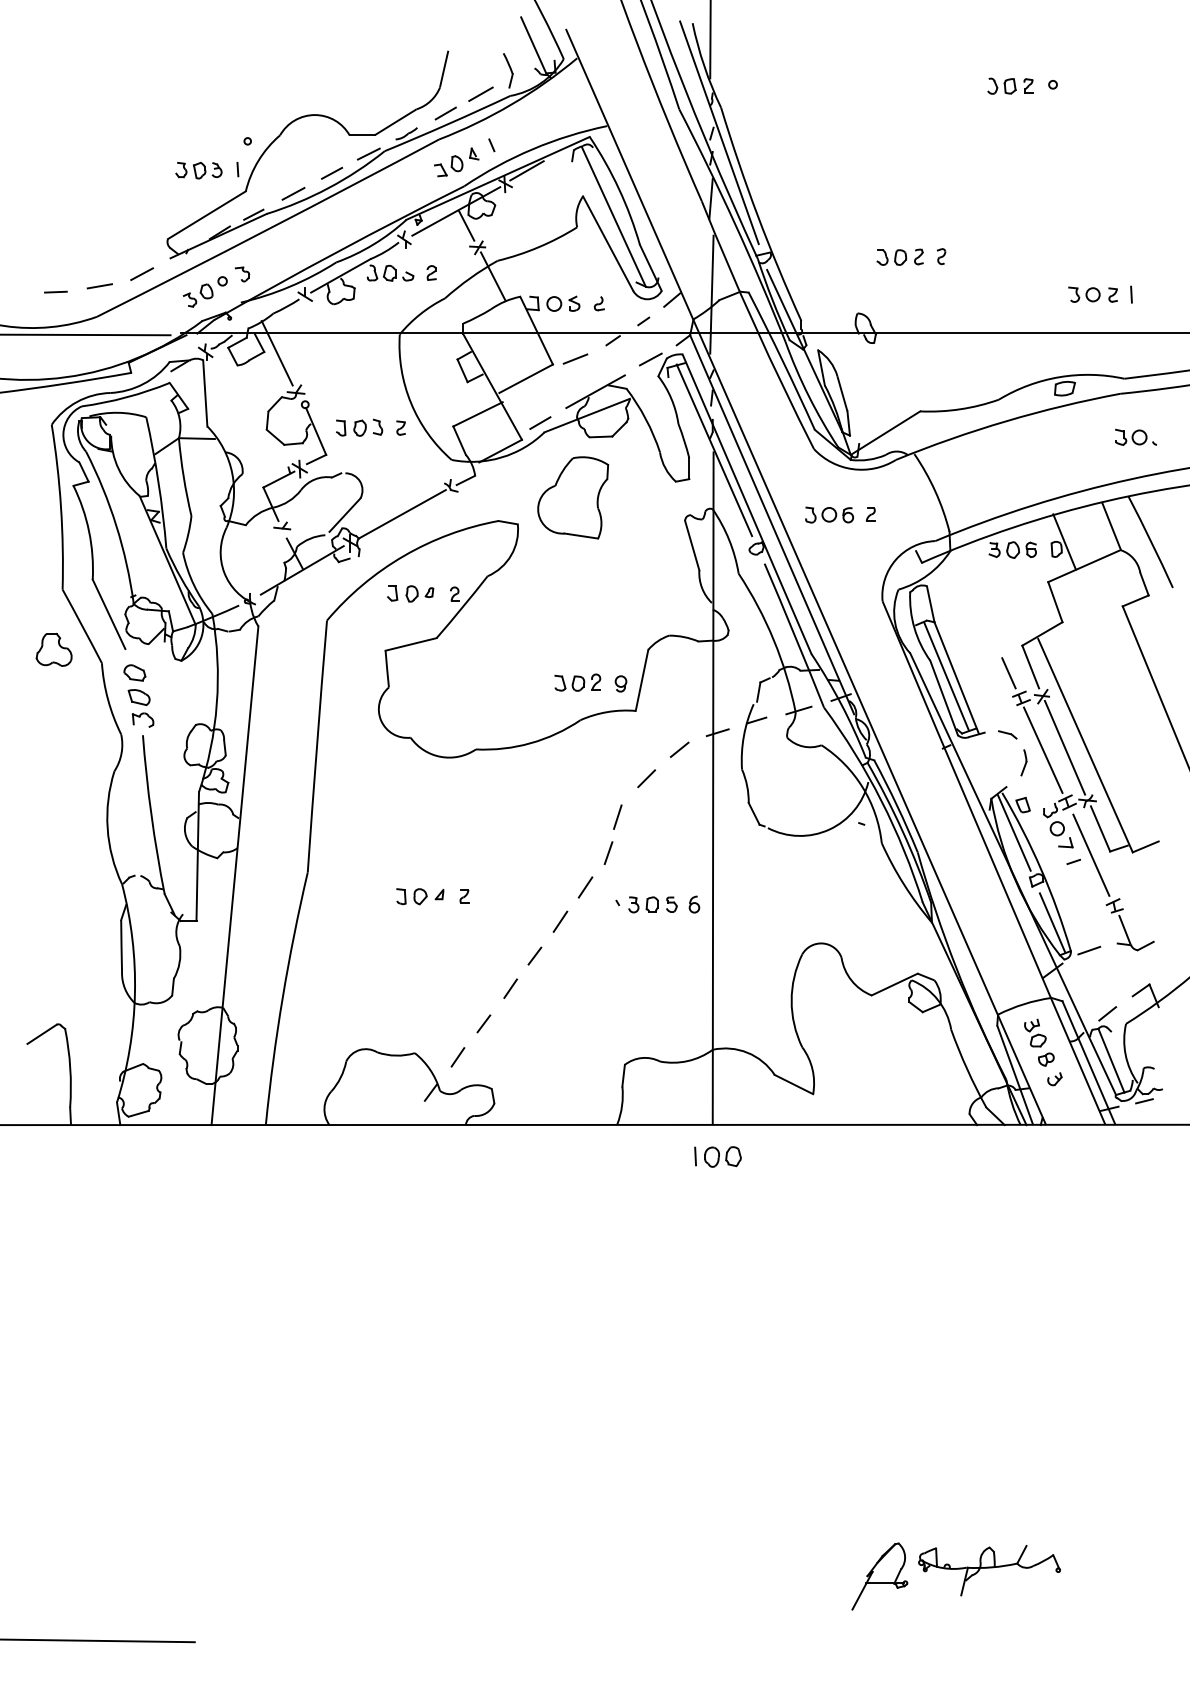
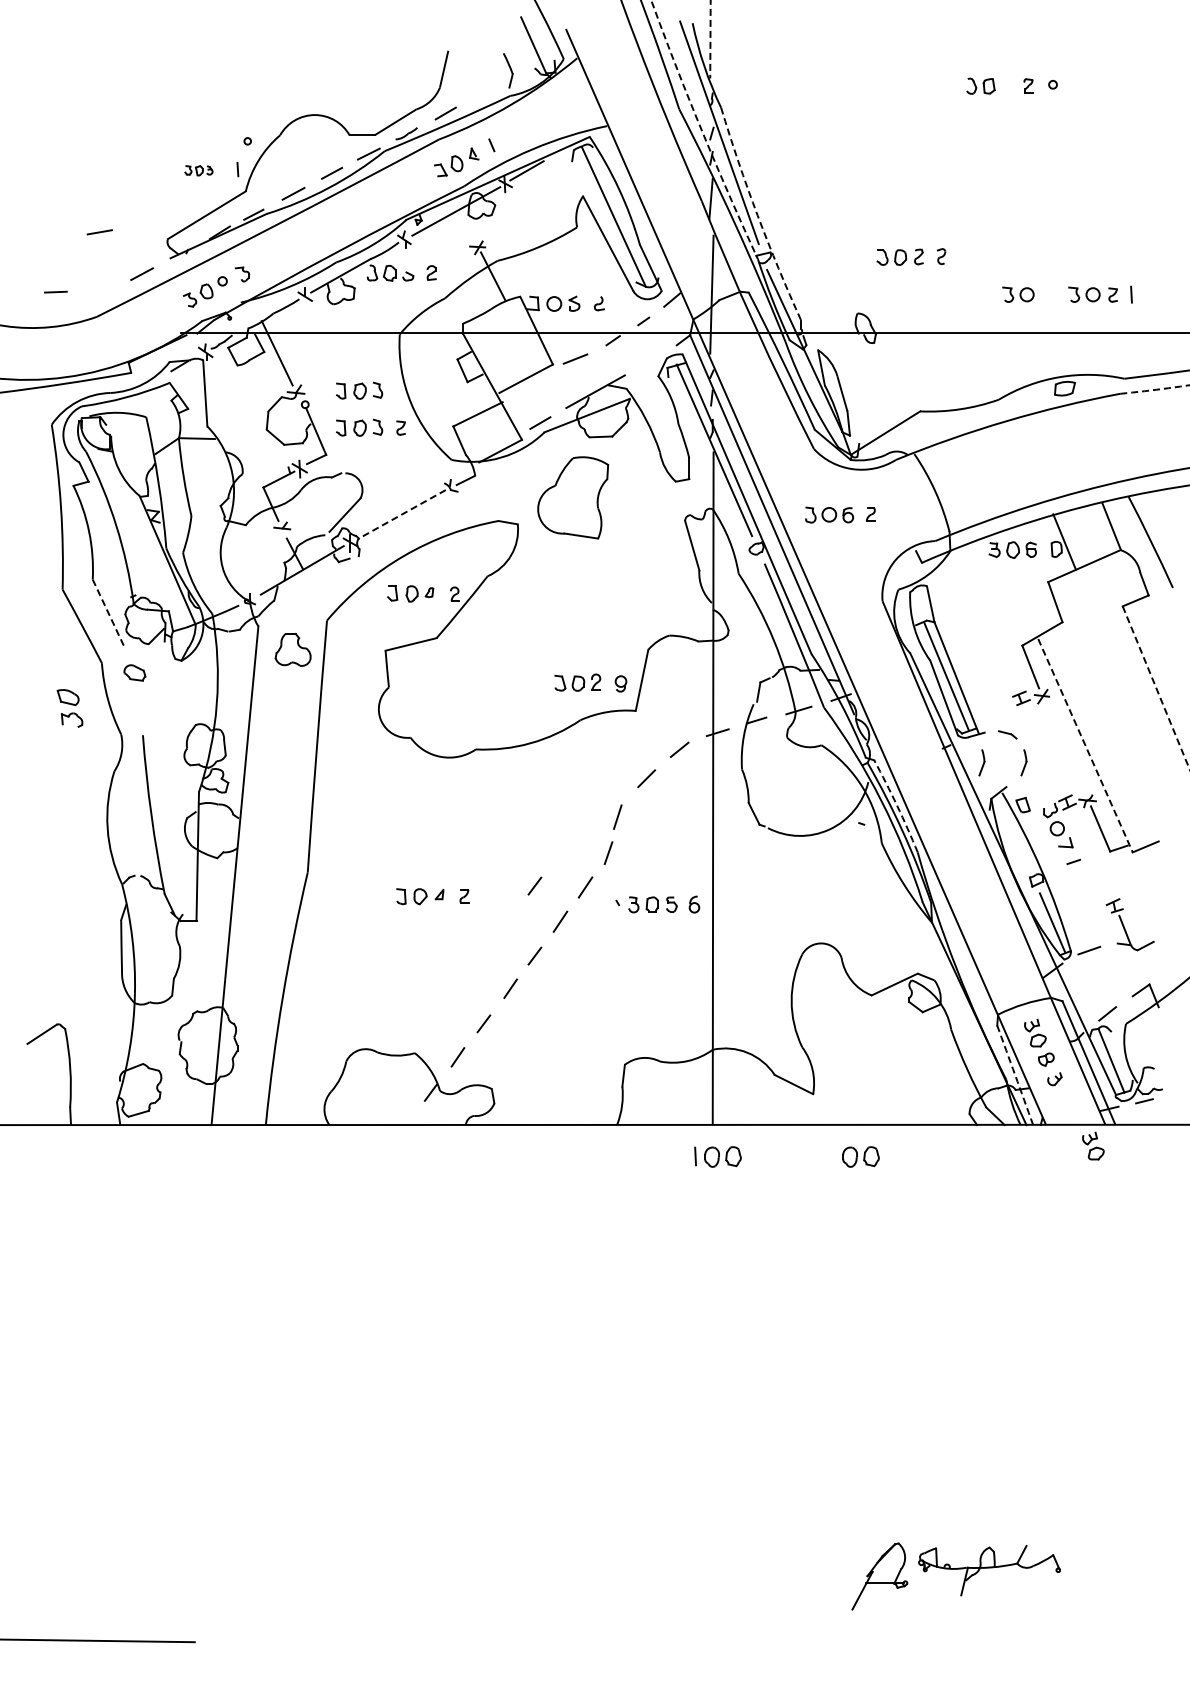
line: solid -> dashed (710, 39)
part position: (1001, 85) -> (980, 85) (980, 85)
line: present -> none (480, 93)
arc: solid -> dashed (702, 131)
part size: 48x18 px -> 30x12 px (198, 170)
arc: solid -> dashed (757, 215)
line: present -> none (466, 225)
line position: (99, 286) -> (99, 232) (99, 232)
part: none -> present (1018, 294)
line: present -> none (86, 334)
line: present -> none (650, 359)
arc: solid -> dashed (1154, 389)
part: none -> present (359, 390)
part: present -> none (1135, 436)
line: solid -> dashed (402, 514)
line: solid -> dashed (109, 614)
part position: (53, 649) -> (292, 649) (292, 649)
line: present -> none (1008, 673)
line: solid -> dashed (1156, 688)
part position: (140, 708) -> (69, 708) (69, 708)
line: solid -> dashed (1085, 745)
line: present -> none (1064, 747)
line: present -> none (1043, 749)
part: none -> present (981, 762)
arc: solid -> dashed (897, 805)
line: present -> none (1014, 832)
line: present -> none (1091, 854)
line: none -> present (534, 885)
arc: solid -> dashed (1015, 1075)
part: none -> present (1093, 1145)
part: none -> present (860, 1156)
